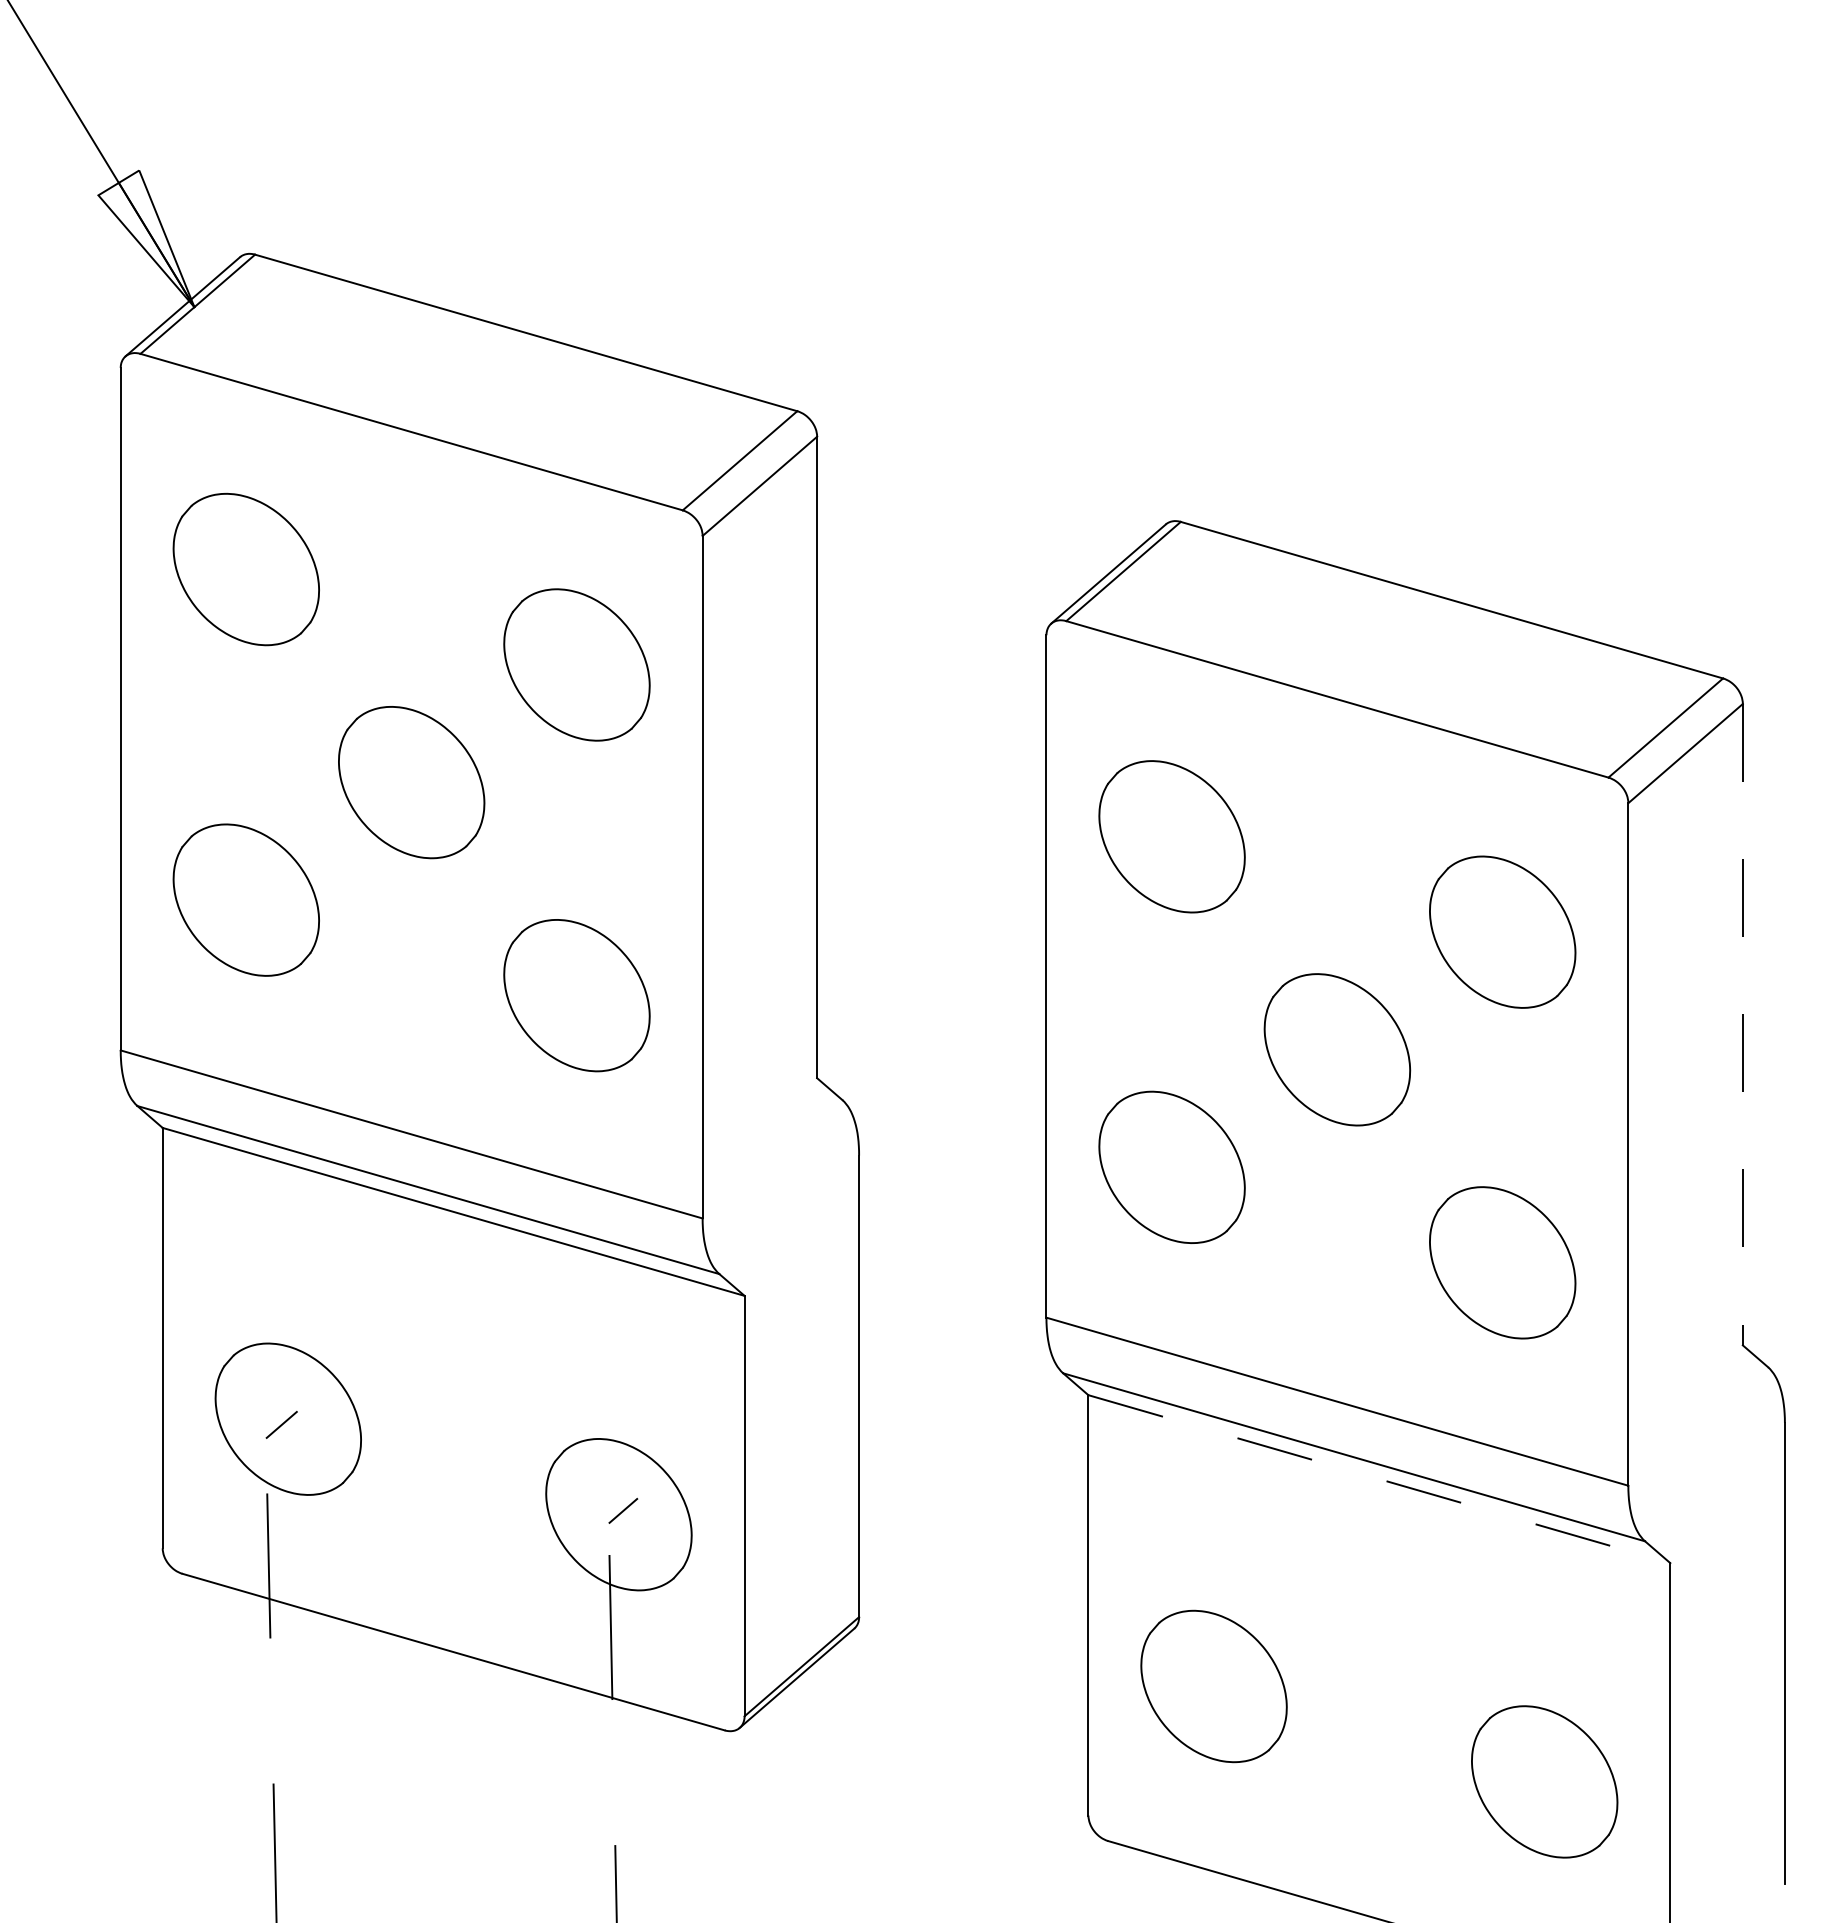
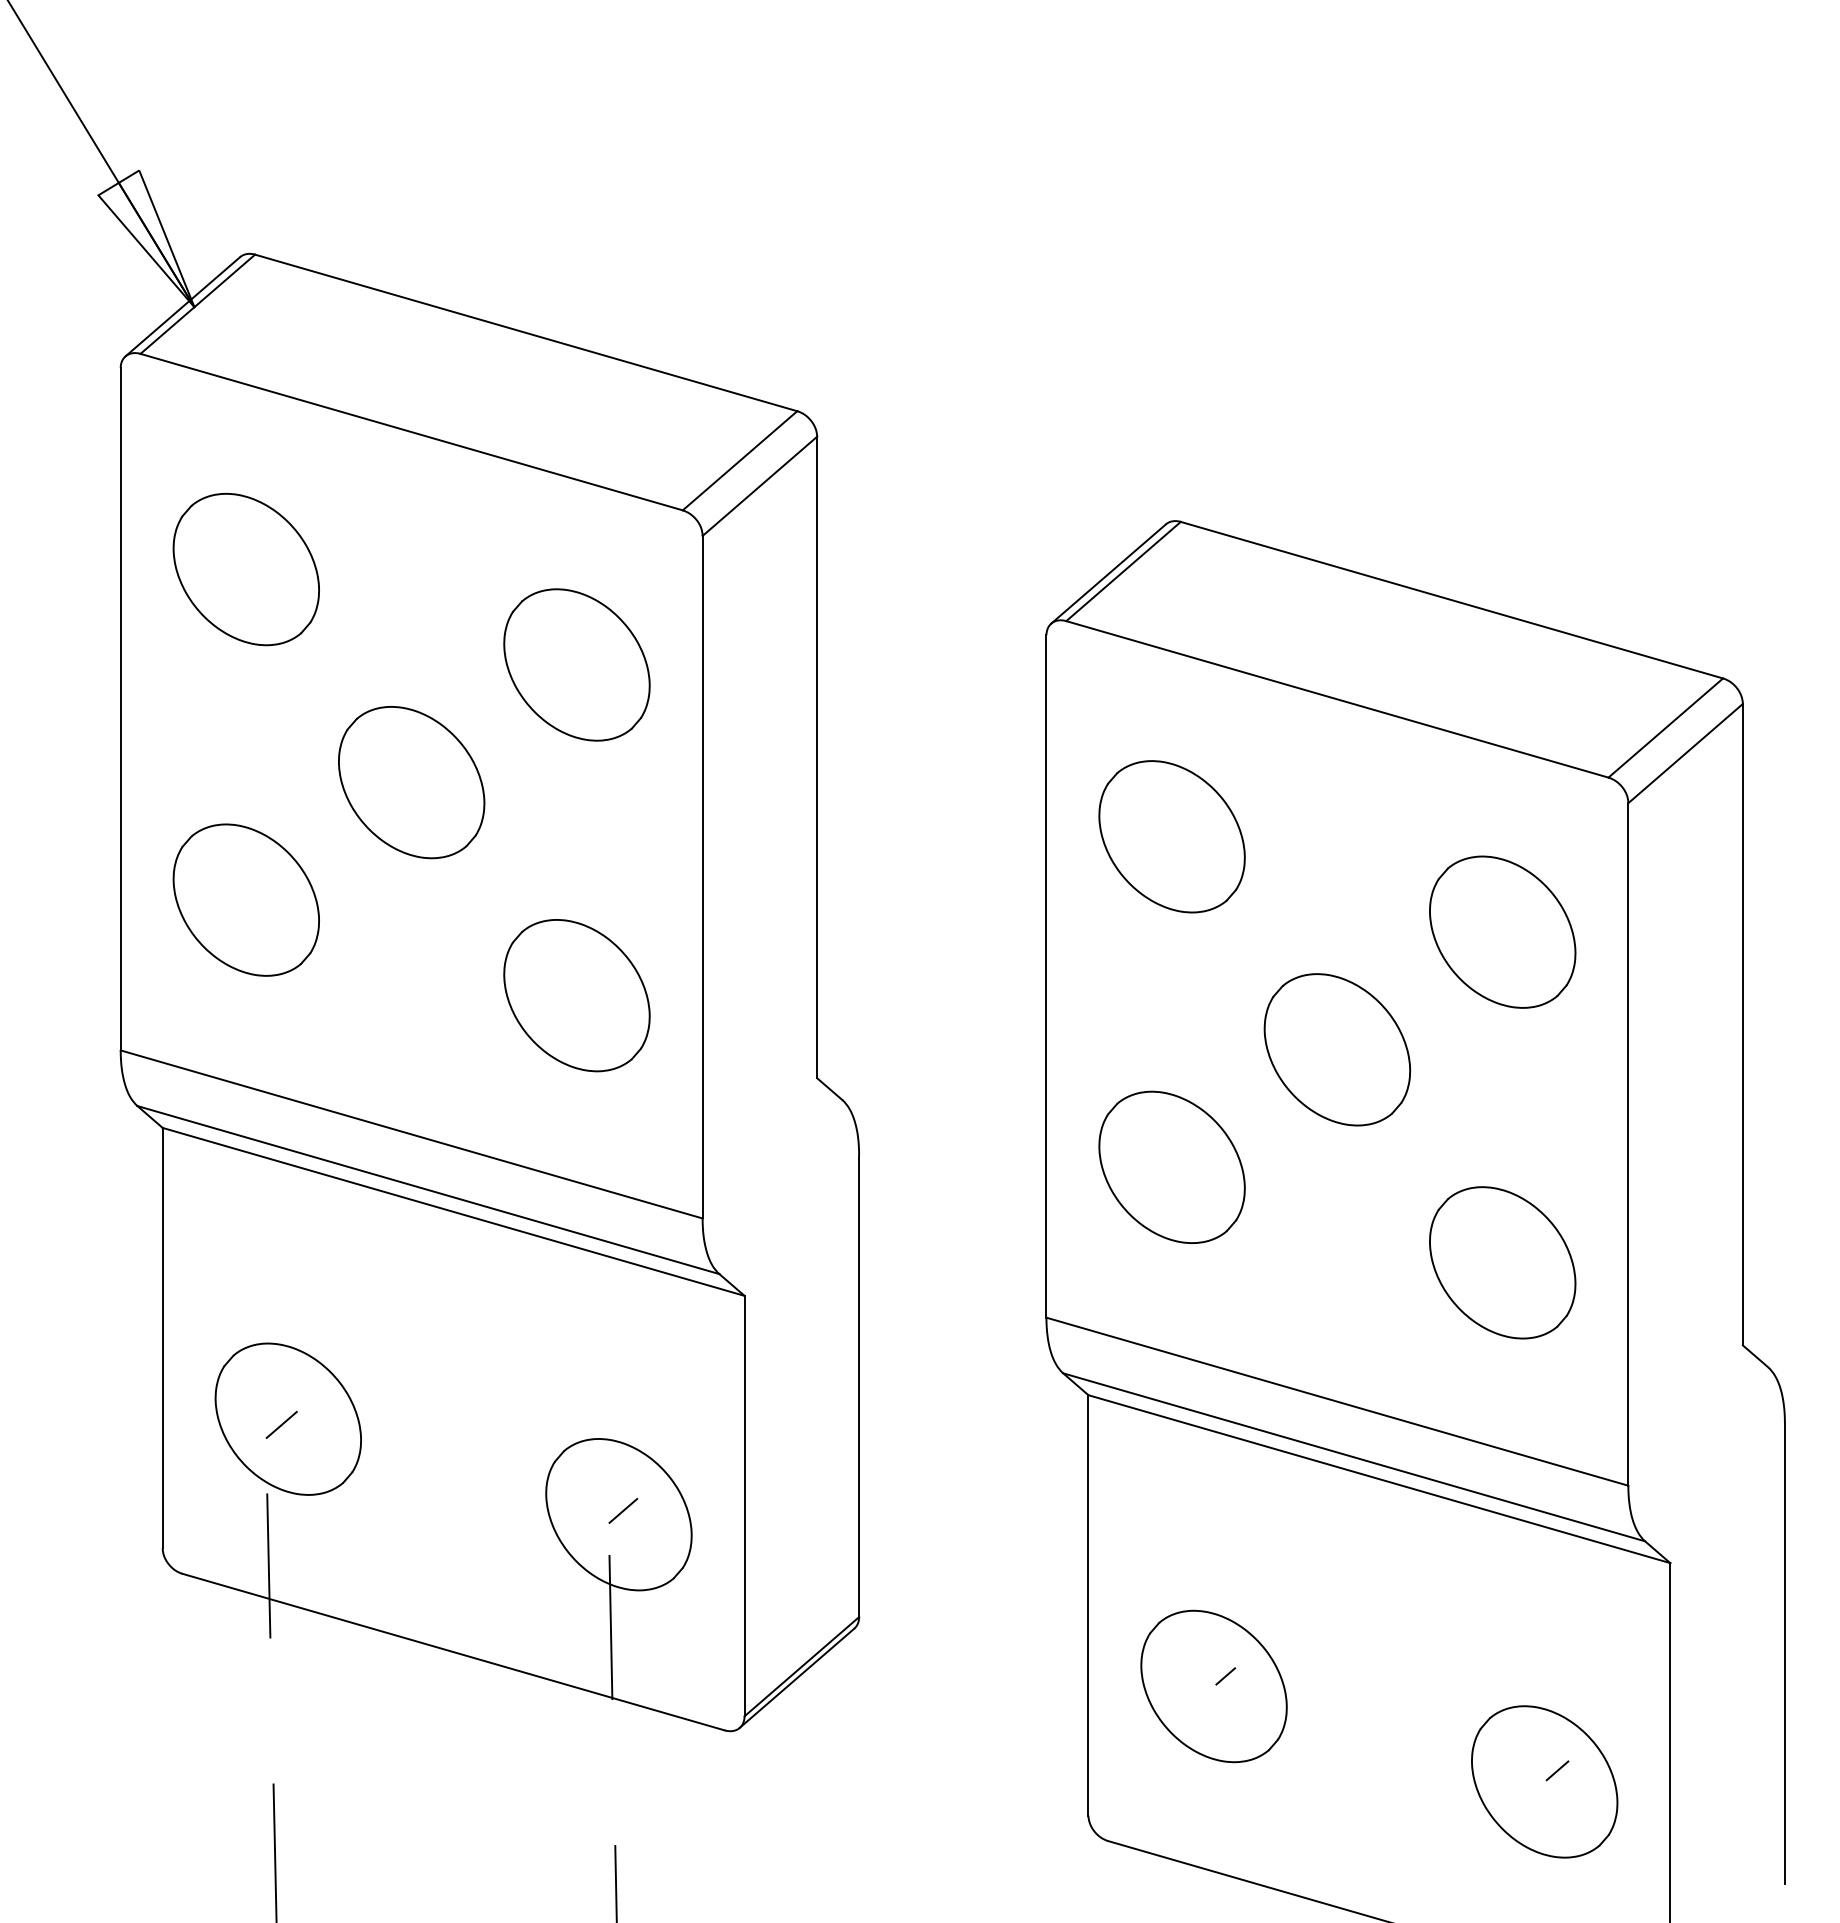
line: dashed -> solid (1742, 1024)
line: dashed -> solid (1379, 1479)
line: none -> present (1225, 1676)
line: none -> present (1557, 1770)
